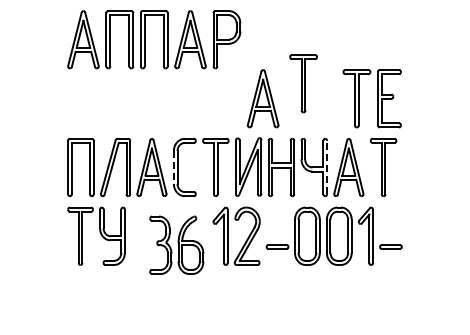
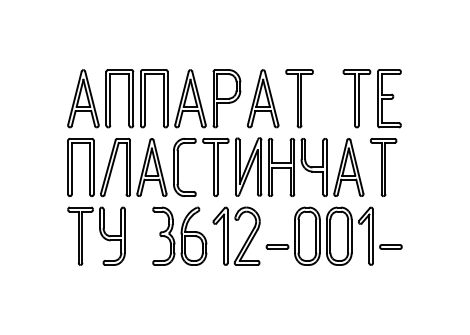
part position: (145, 39) -> (145, 98) (145, 98)
part position: (303, 83) -> (299, 98) (299, 98)
line: dashed -> solid (173, 167)
line: dashed -> solid (327, 167)
part position: (176, 244) -> (179, 235) (179, 235)
